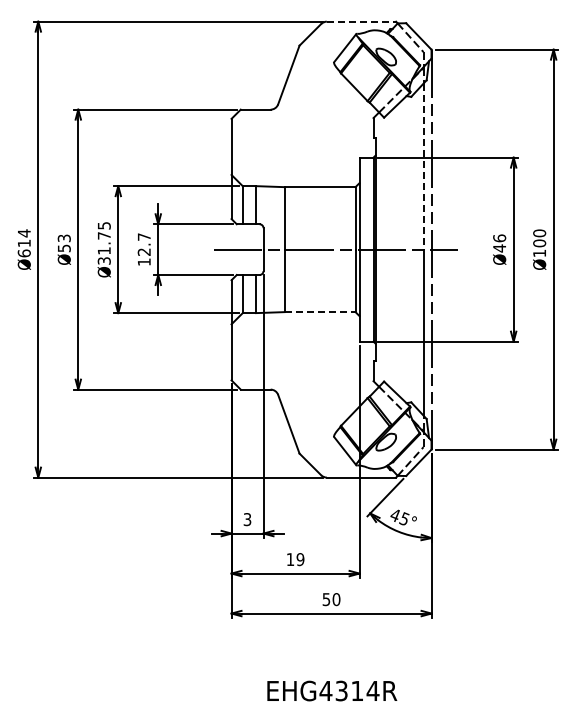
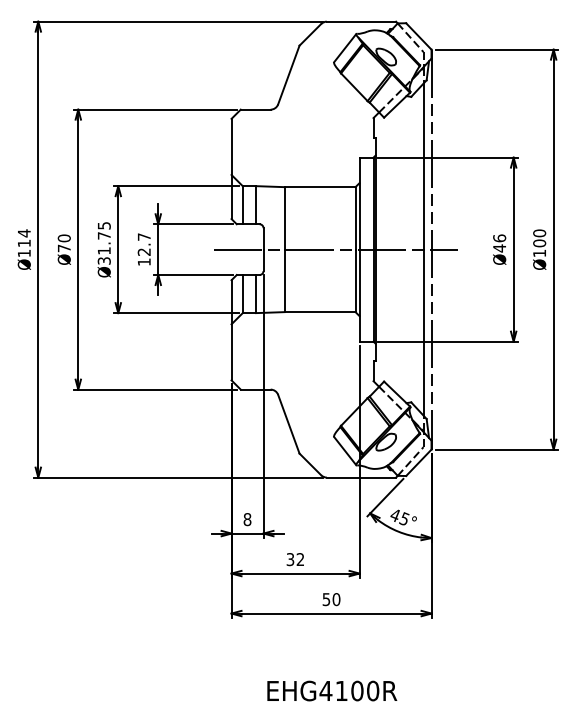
line: dashed -> solid (361, 21)
line: dashed -> solid (423, 166)
text: Ø53 -> Ø70 (63, 243)
text: Ø614 -> Ø114 (23, 253)
line: dashed -> solid (320, 312)
text: 3 -> 8 (247, 519)
text: 19 -> 32 (295, 559)
text: EHG4314R -> EHG4100R (357, 690)
